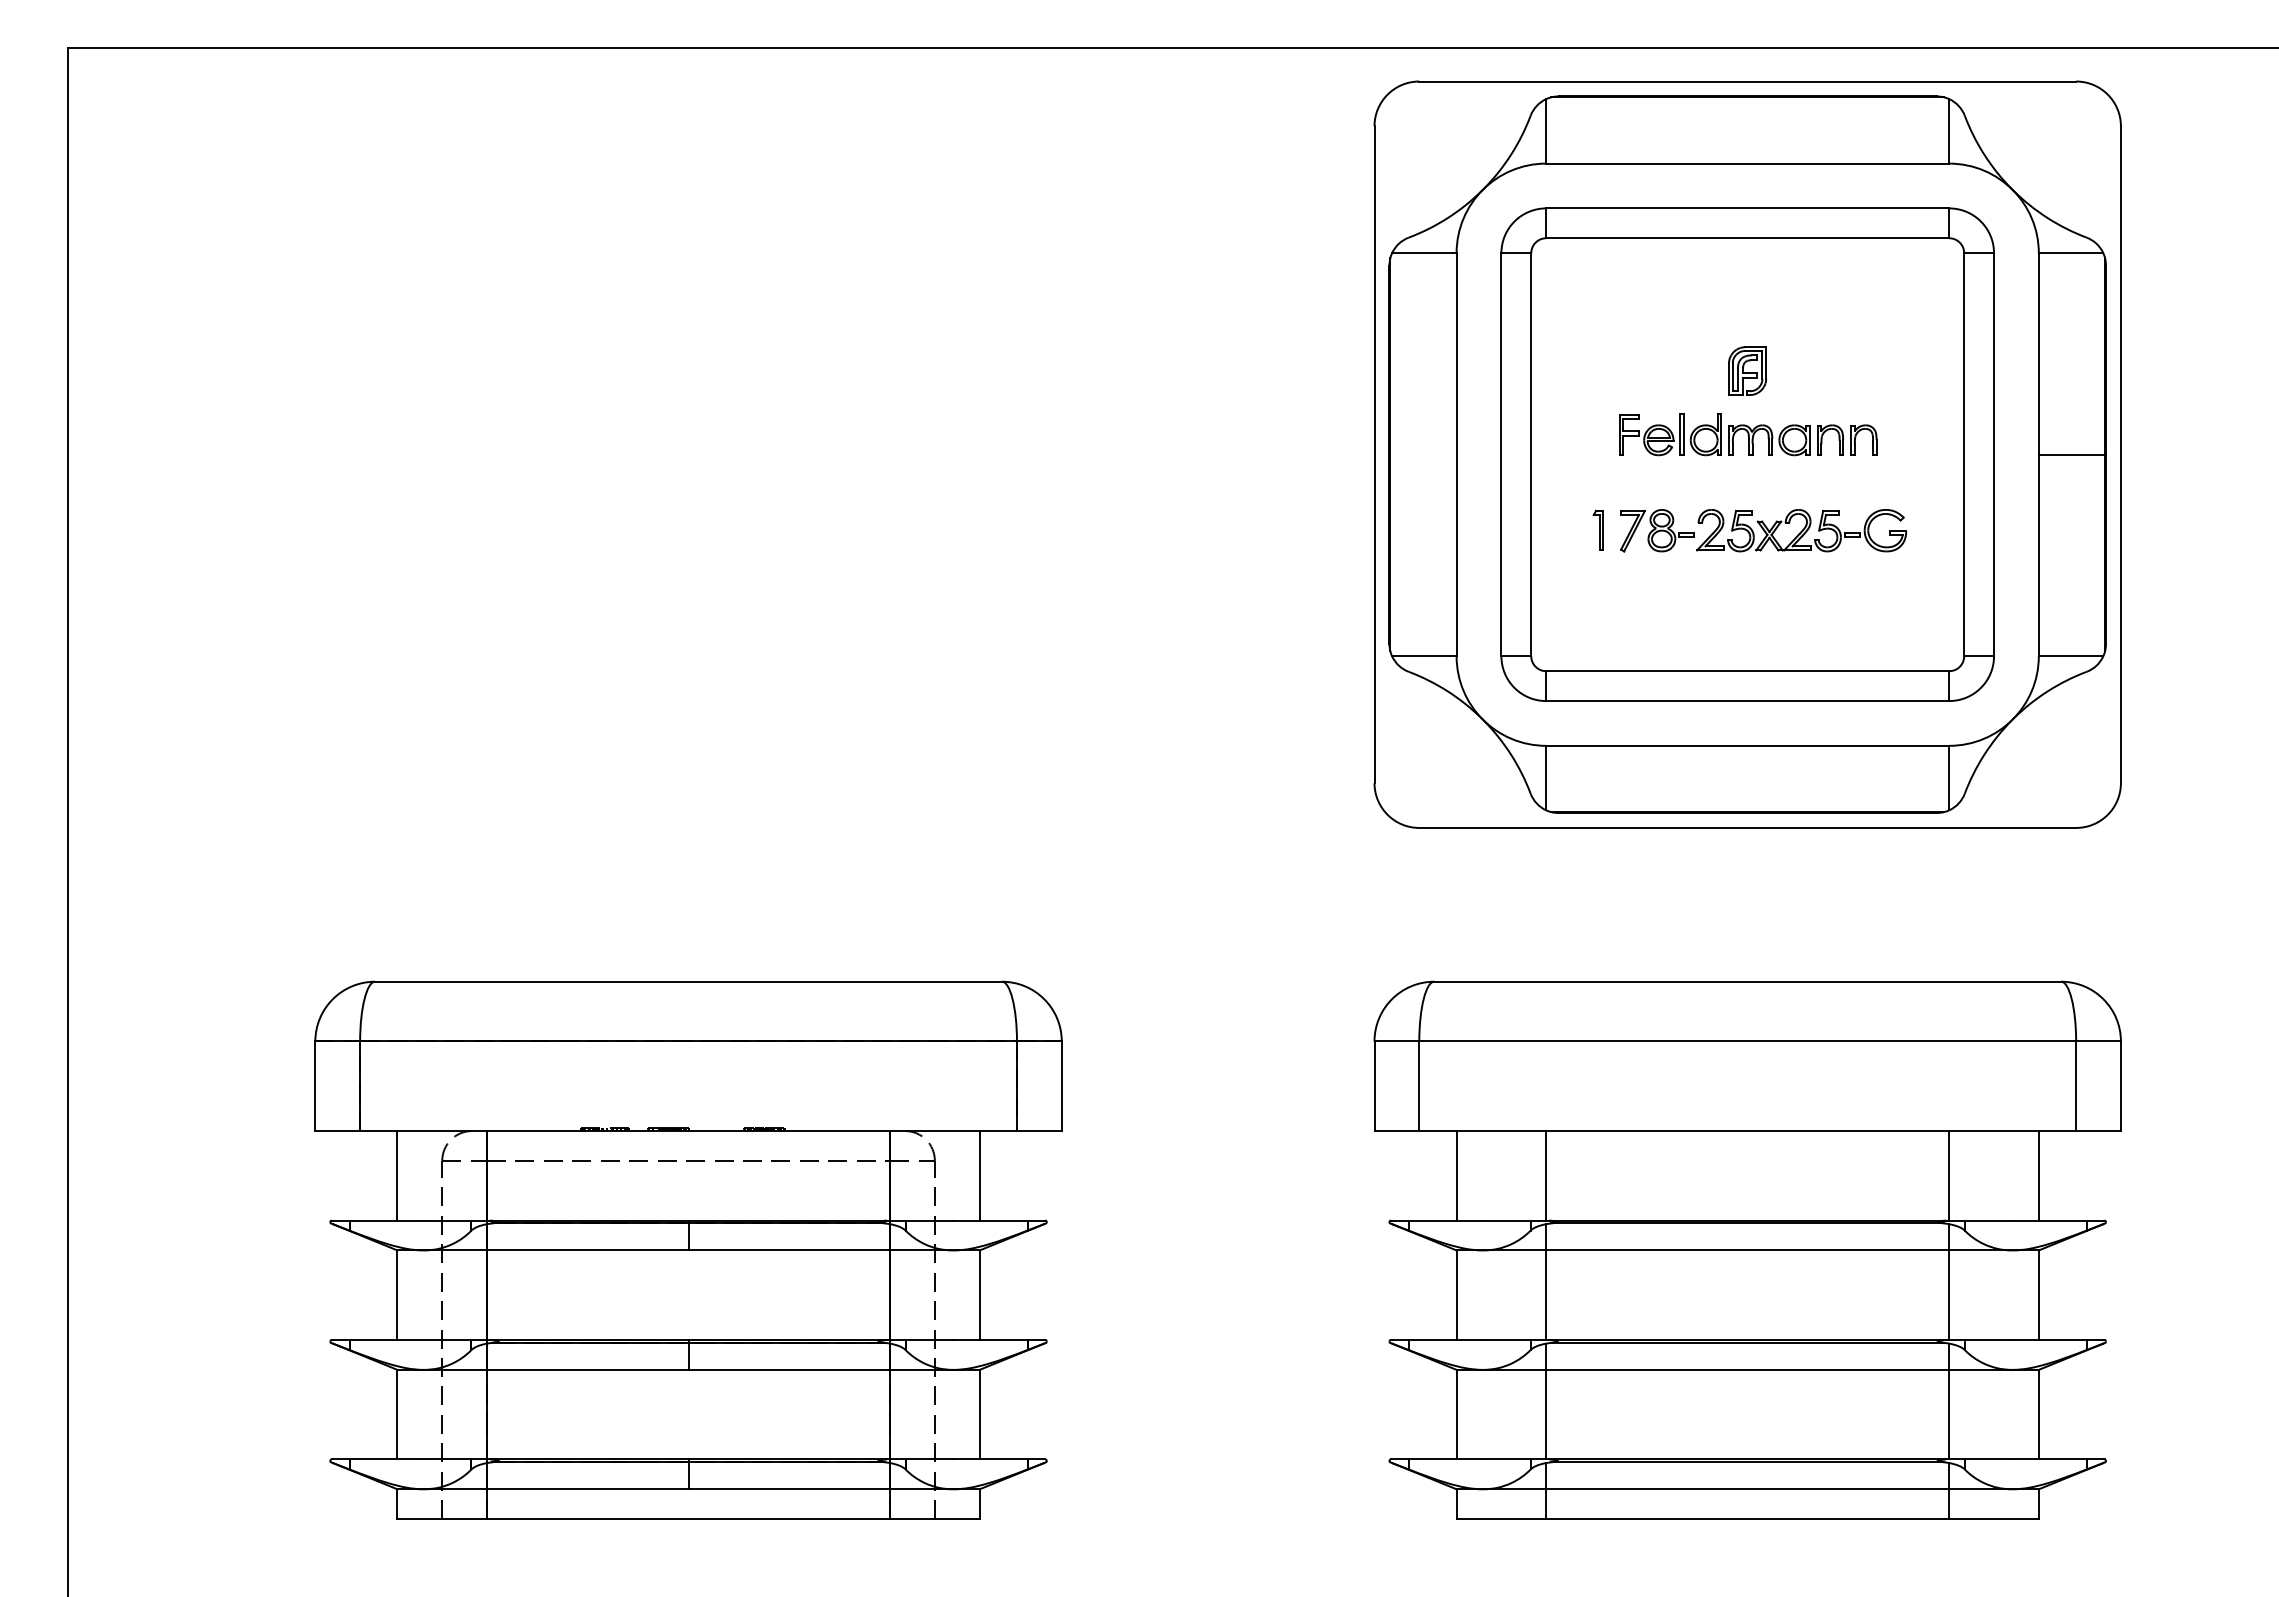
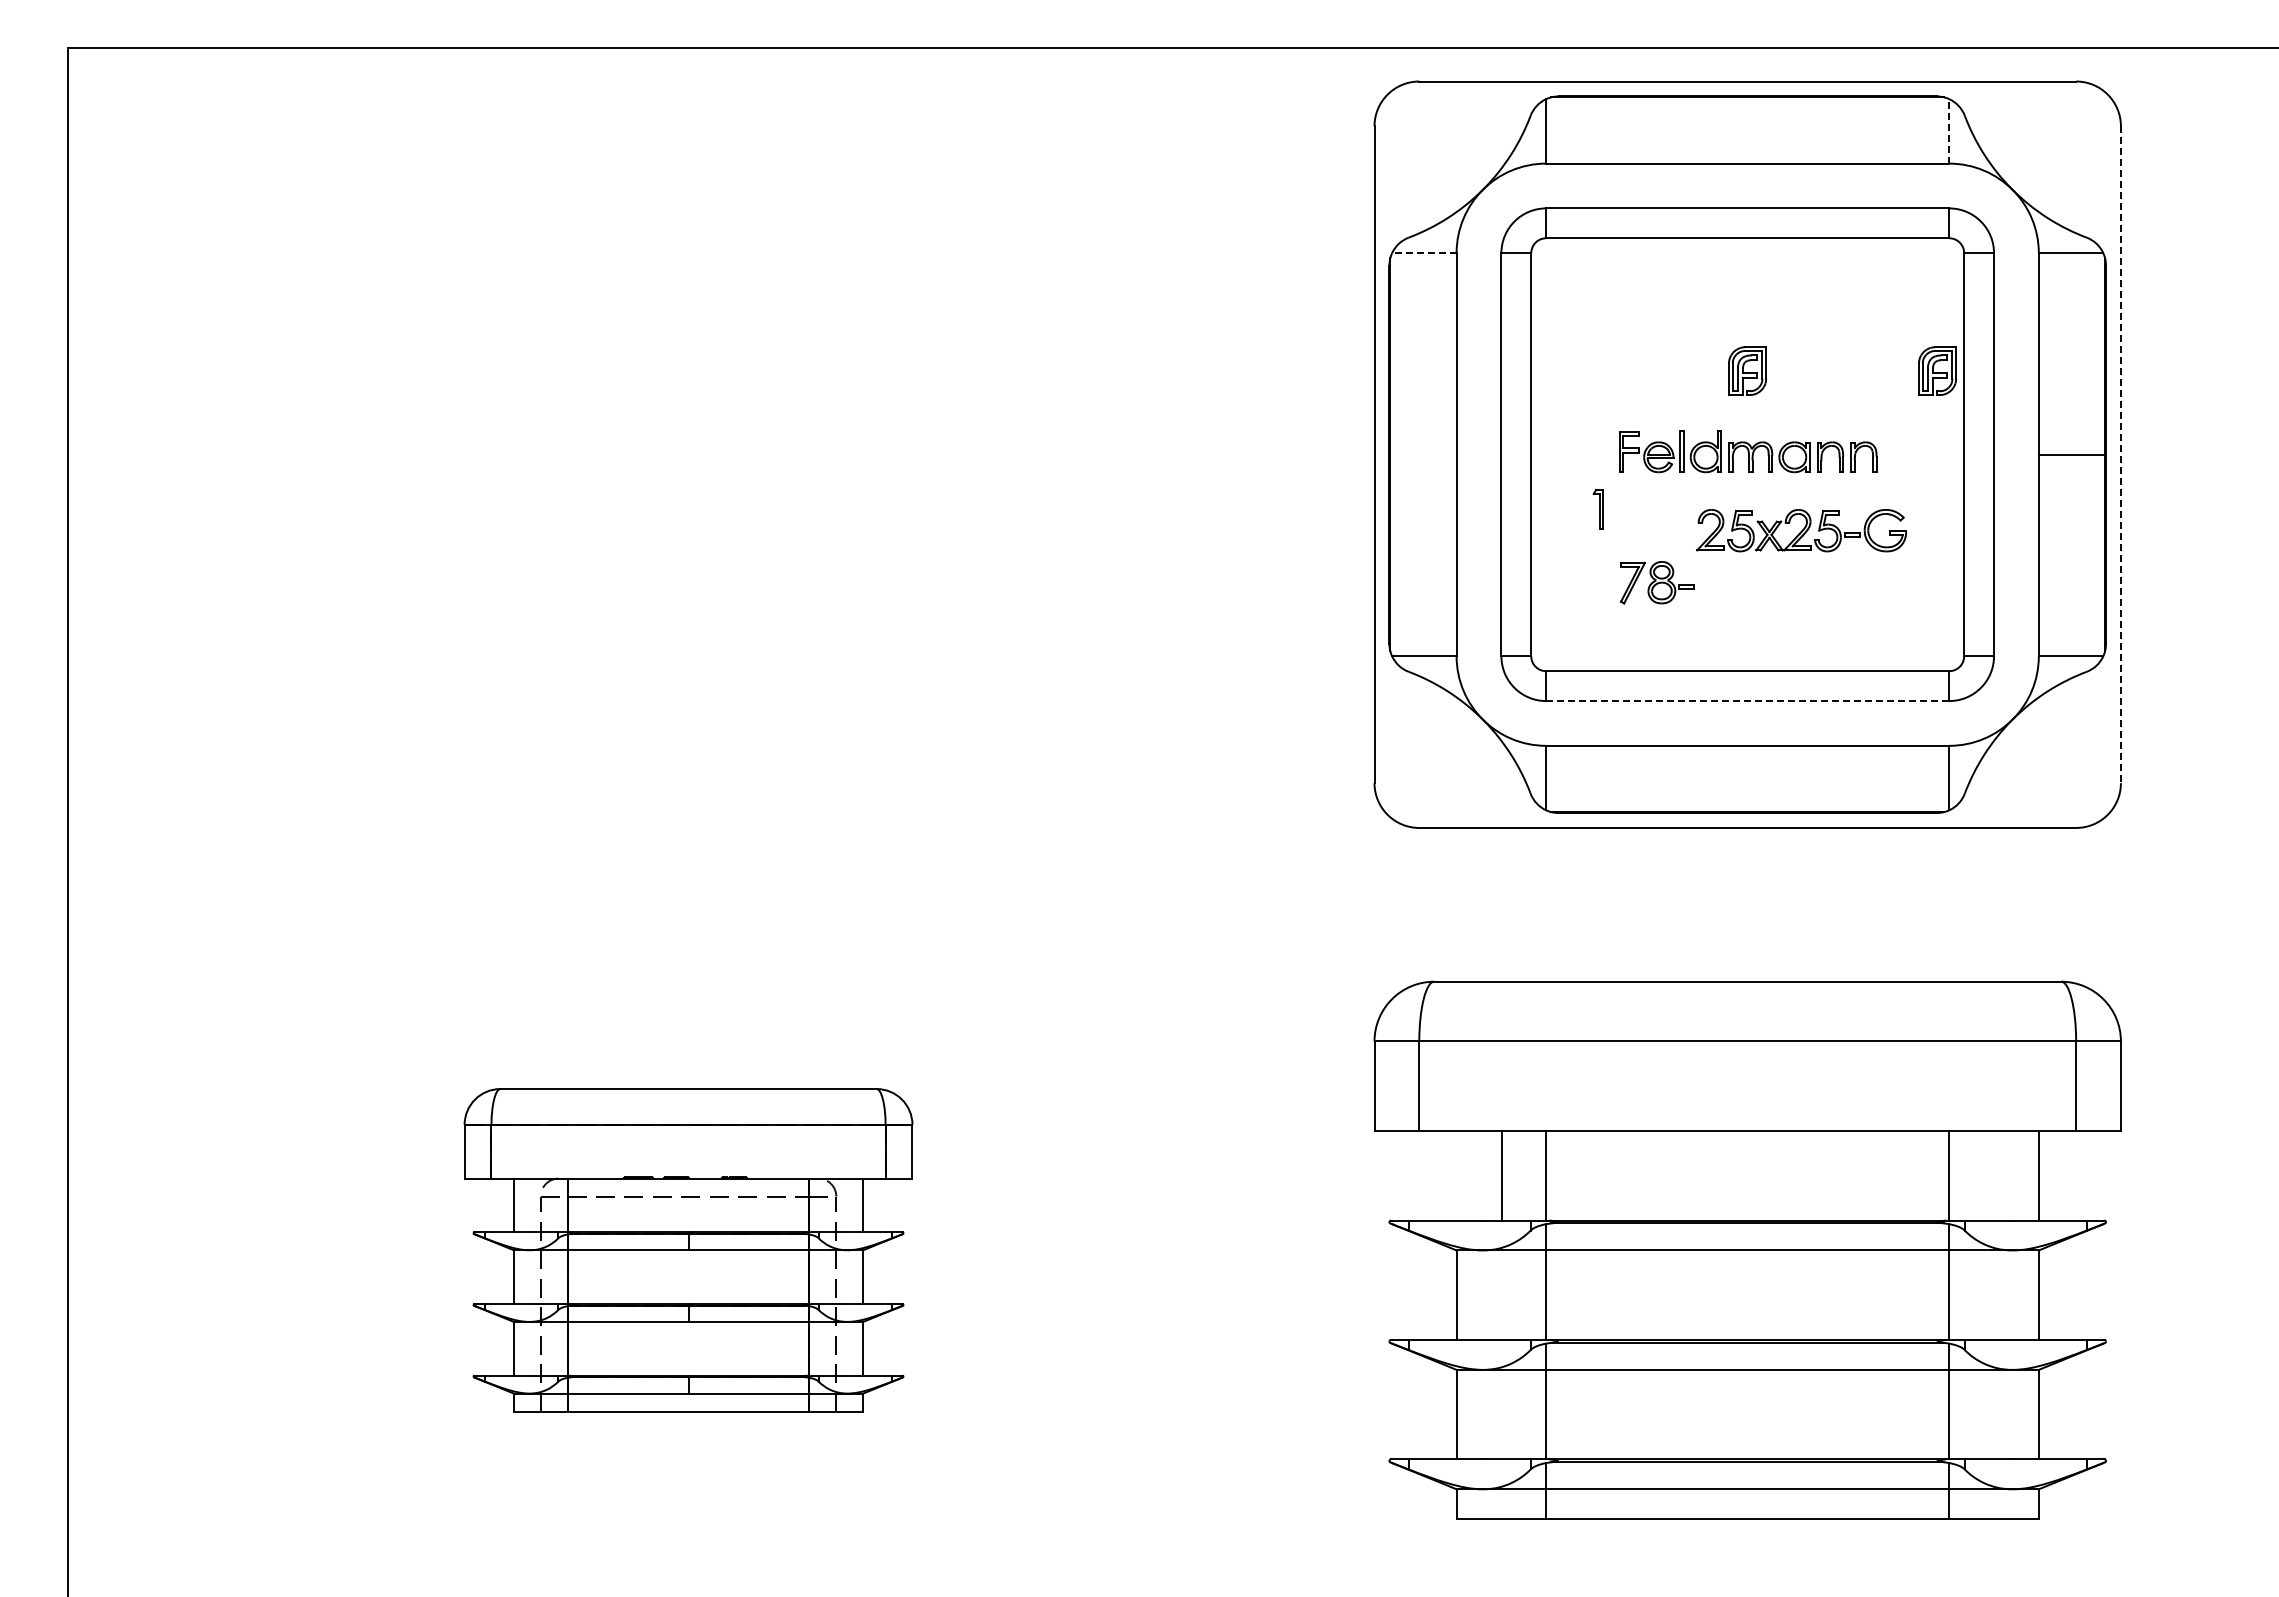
line: solid -> dashed (1949, 130)
line: solid -> dashed (1423, 253)
part: none -> present (1937, 370)
part position: (1748, 434) -> (1748, 451) (1748, 451)
line: solid -> dashed (2120, 455)
part position: (1597, 529) -> (1597, 508) (1597, 508)
part position: (1657, 530) -> (1657, 582) (1657, 582)
line: solid -> dashed (1747, 701)
line position: (1456, 1175) -> (1501, 1175) (1501, 1175)
part size: 749x540 px -> 451x325 px (688, 1250)
